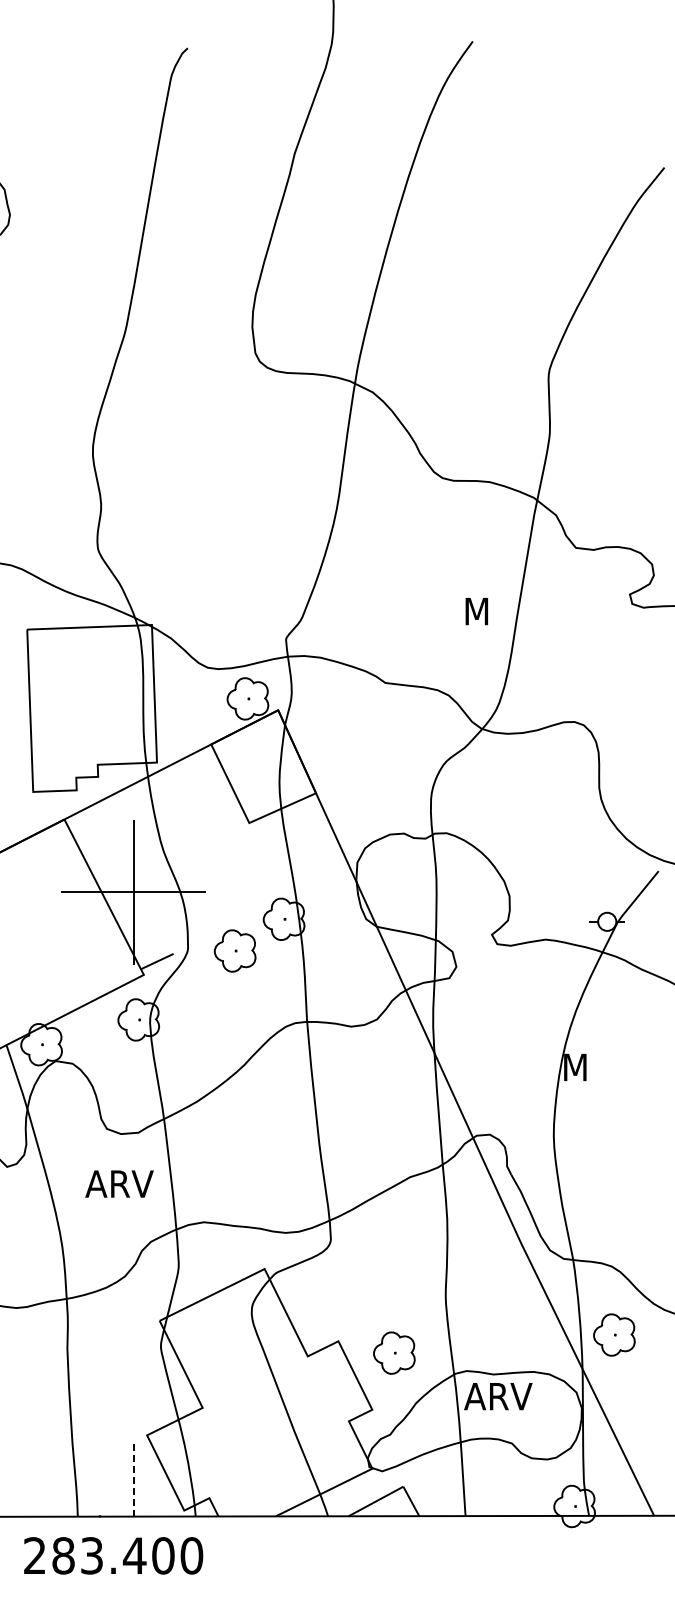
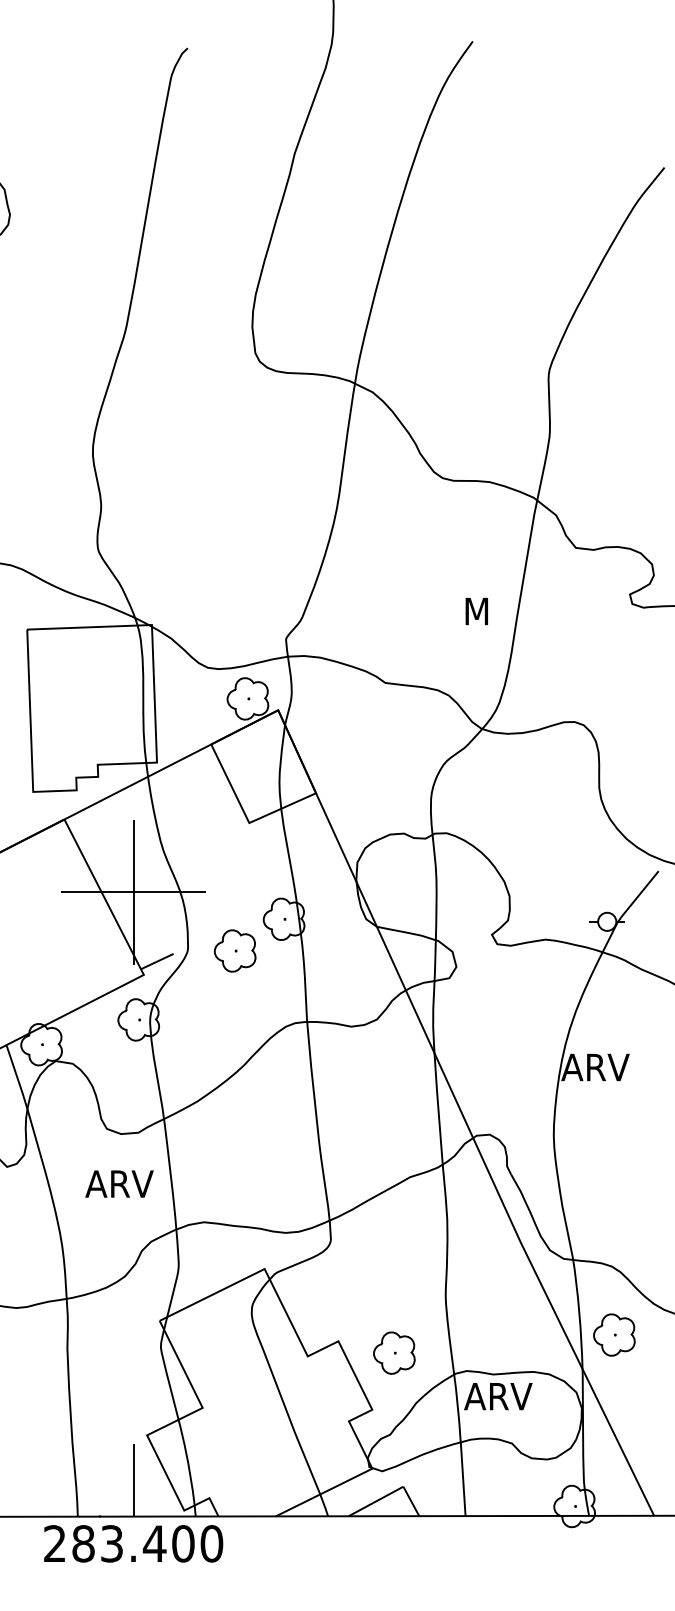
text: M -> ARV (595, 1067)
line: dashed -> solid (133, 1479)
text position: (113, 1555) -> (133, 1543) (133, 1543)
